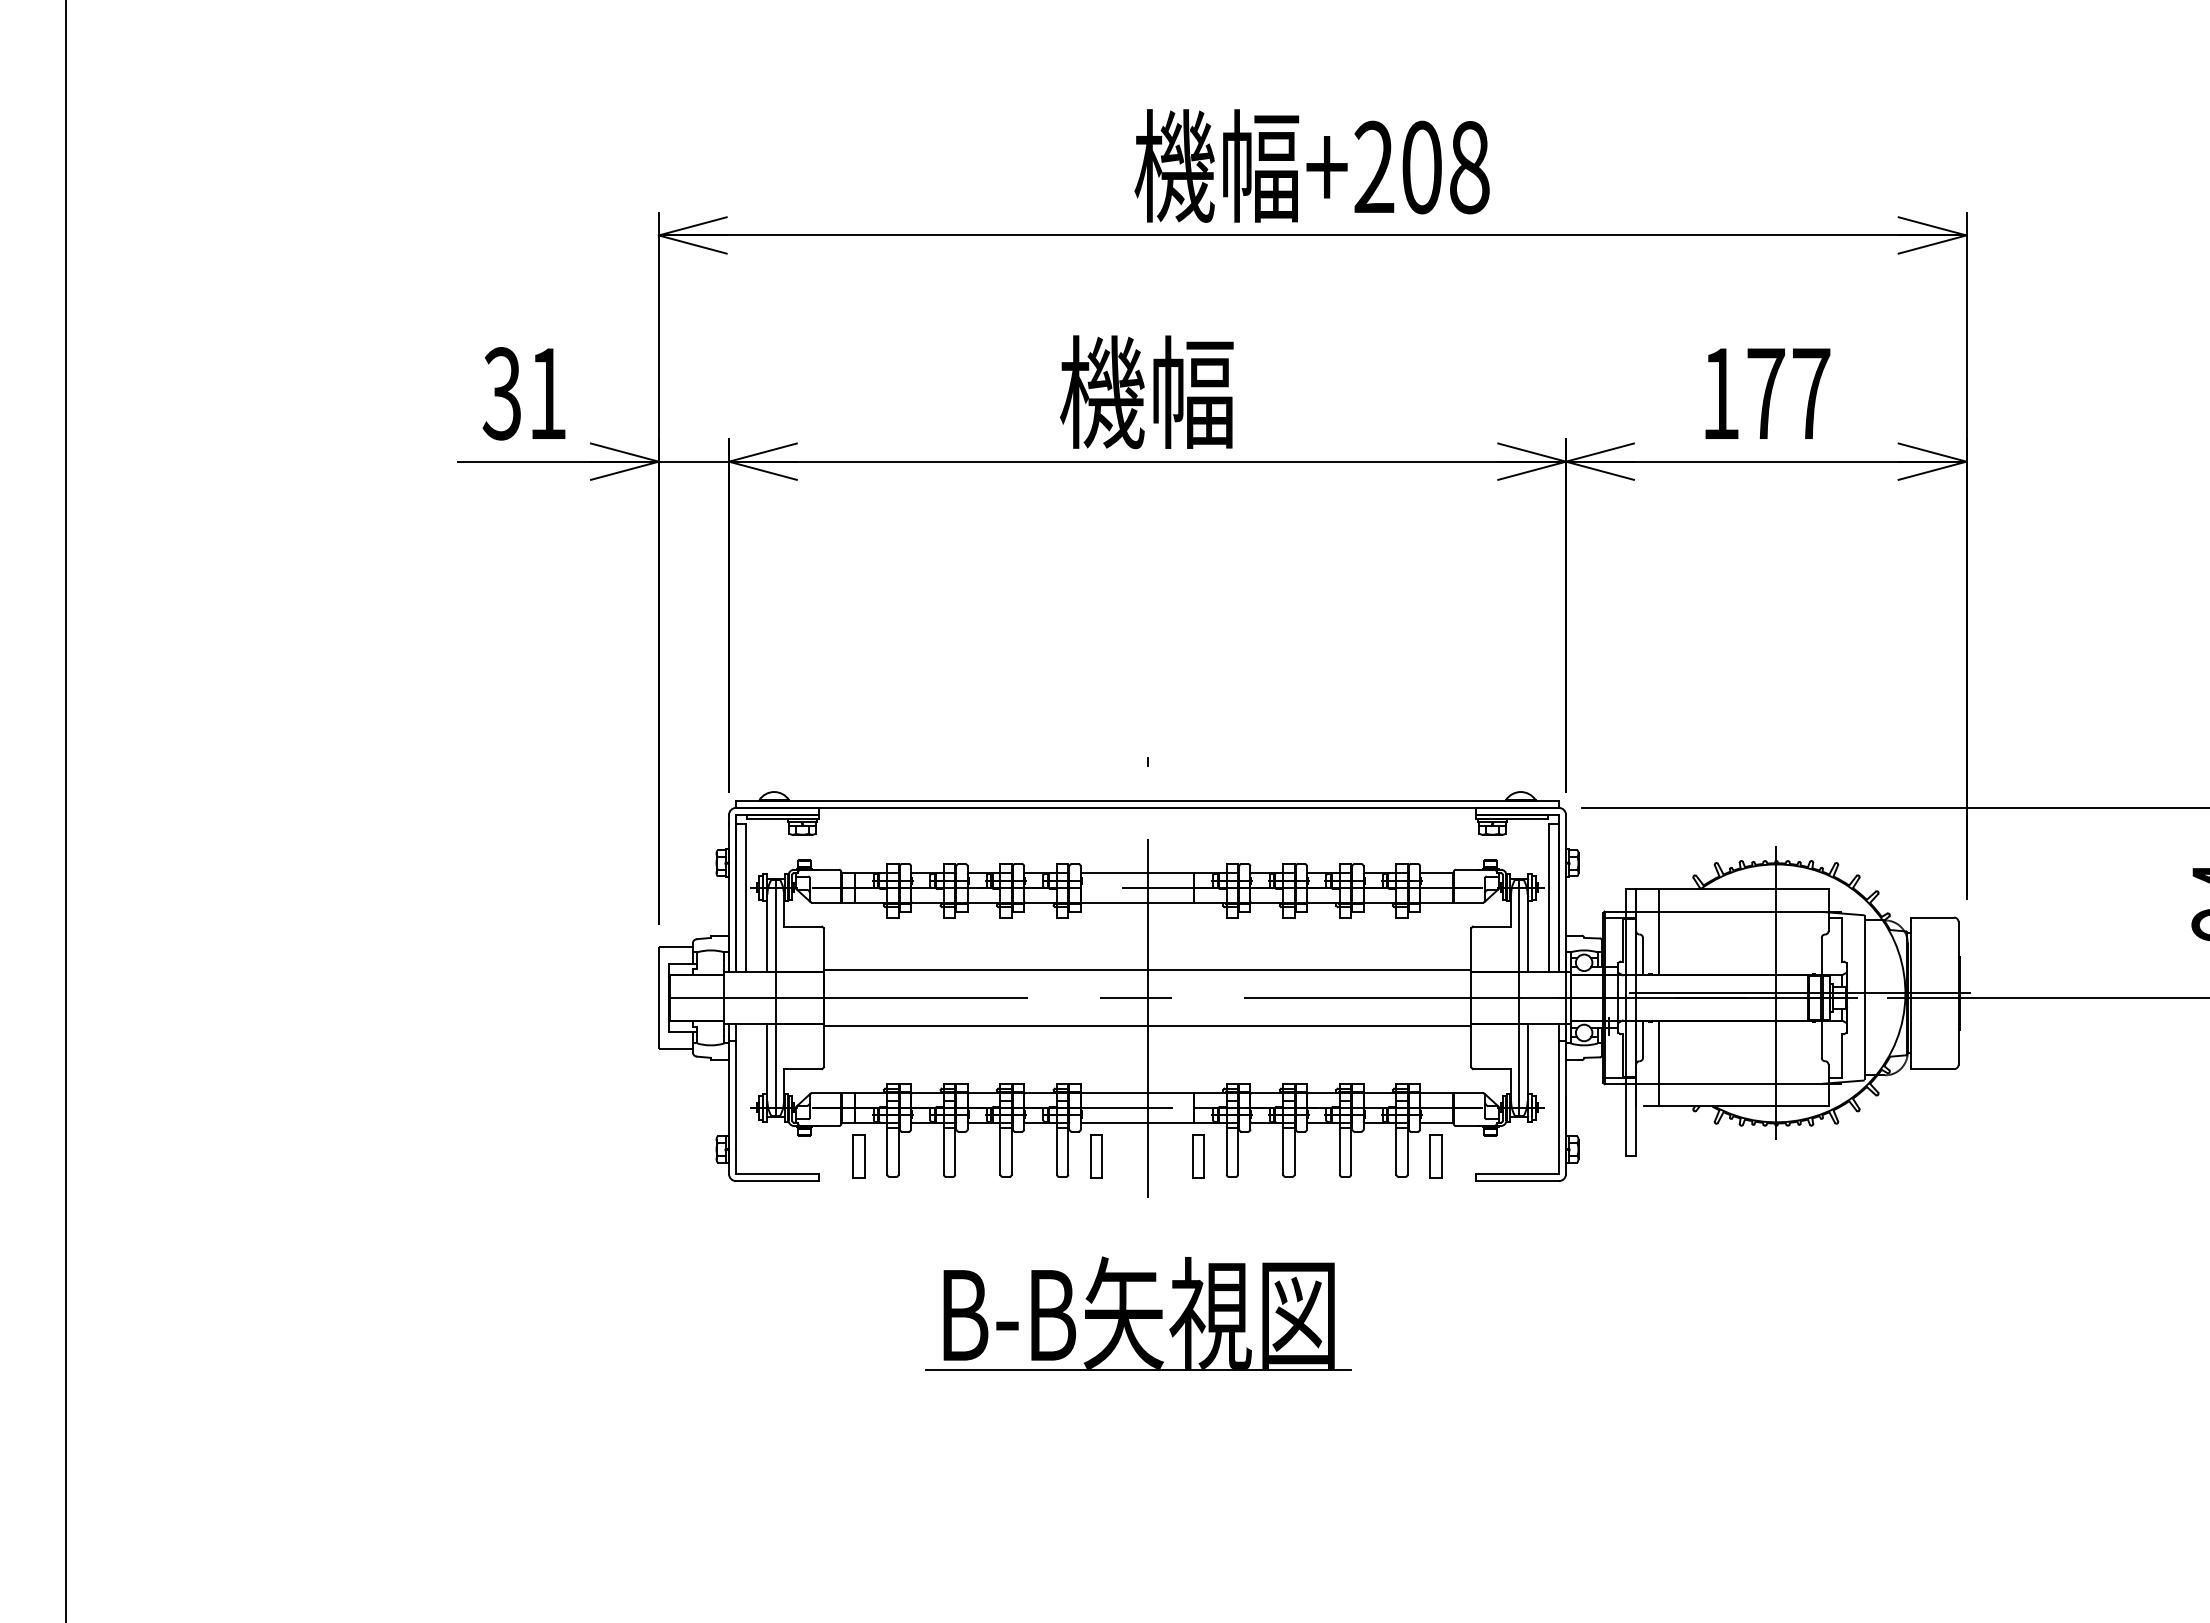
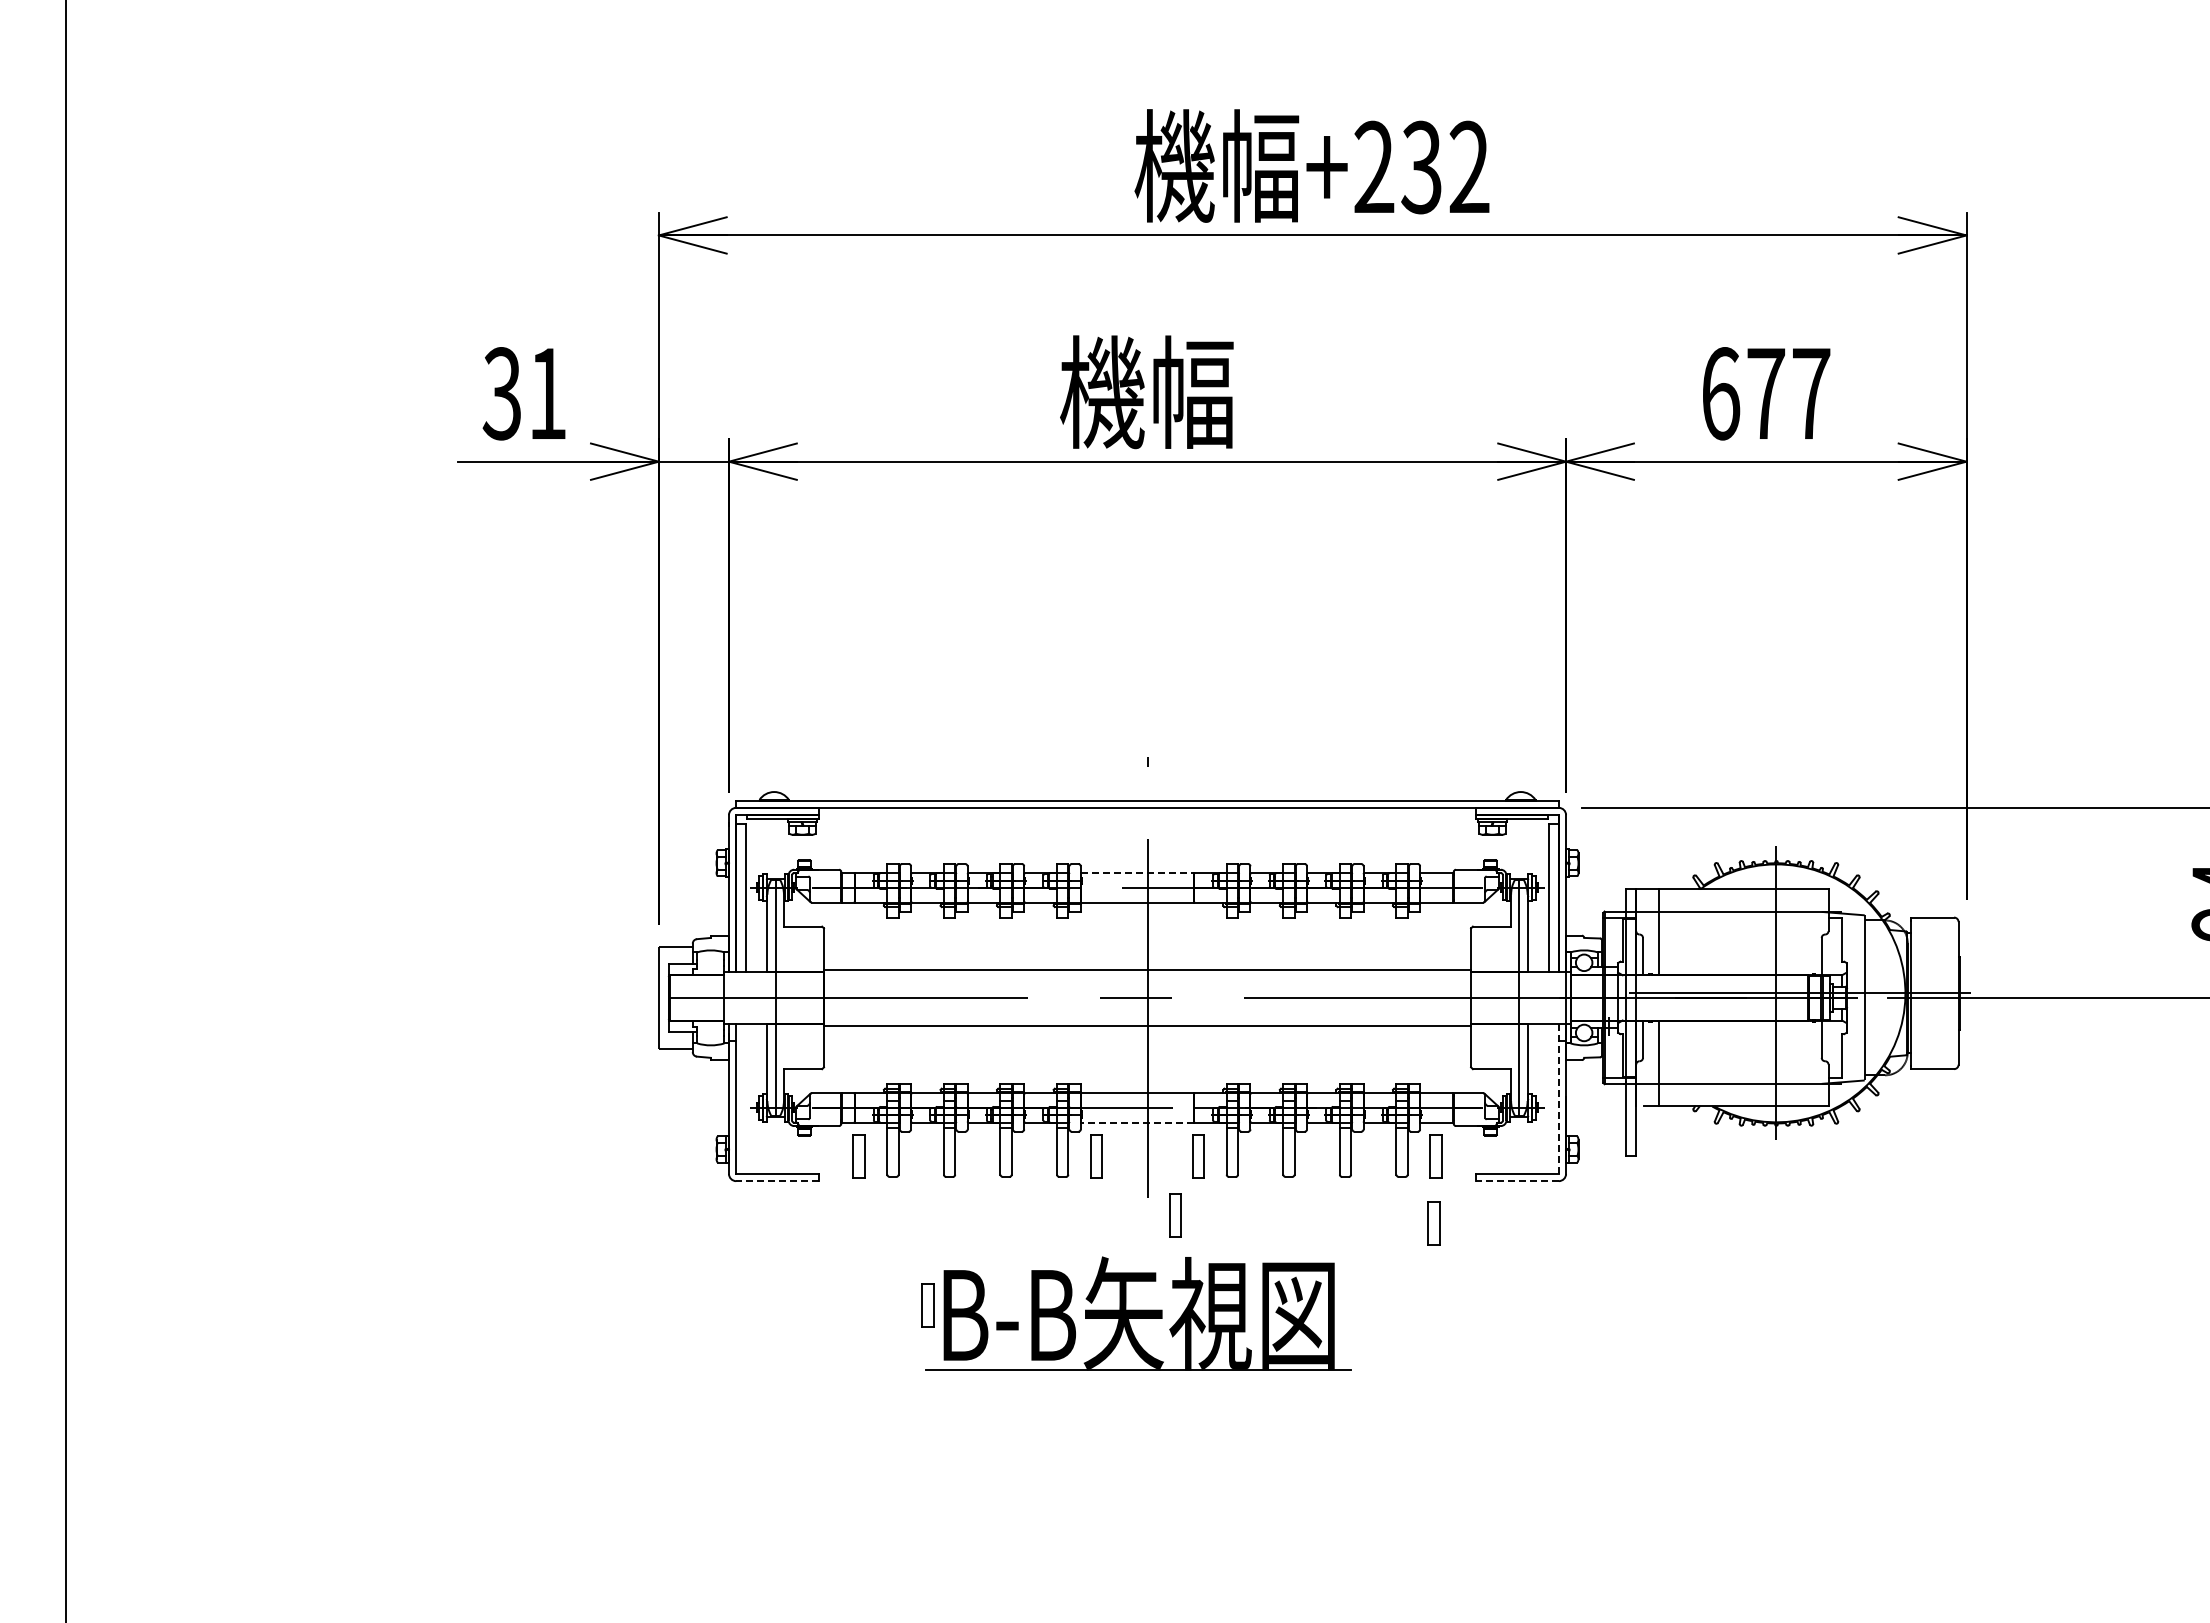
text: +208 -> +232 (1445, 167)
text: 177 -> 677 (1721, 393)
line: solid -> dashed (1137, 873)
line: solid -> dashed (1558, 1098)
line: solid -> dashed (1137, 1122)
line: solid -> dashed (777, 1181)
line: solid -> dashed (1517, 1181)
part: none -> present (1175, 1215)
part: none -> present (1433, 1223)
part: none -> present (927, 1305)
